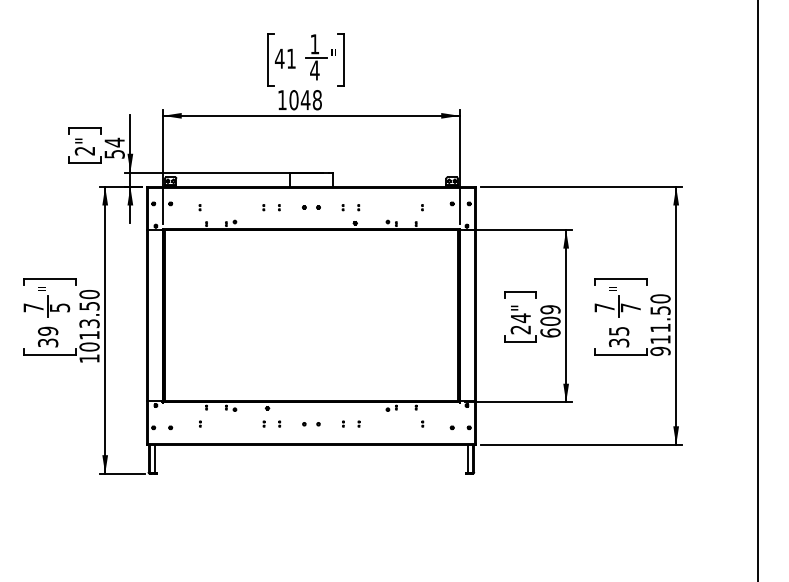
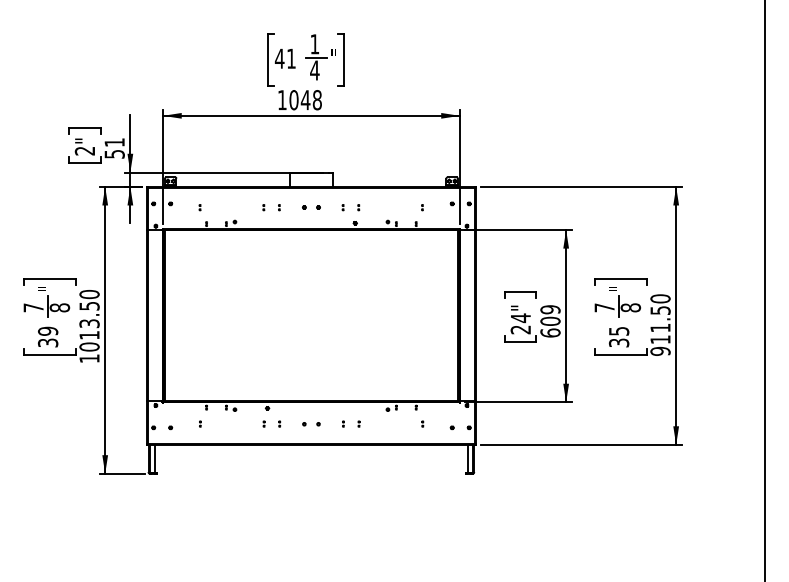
text: 54 -> 51 (114, 142)
line position: (758, 290) -> (765, 290) (765, 290)
text: 5 -> 8 (59, 307)
text: 7 -> 8 (630, 307)
